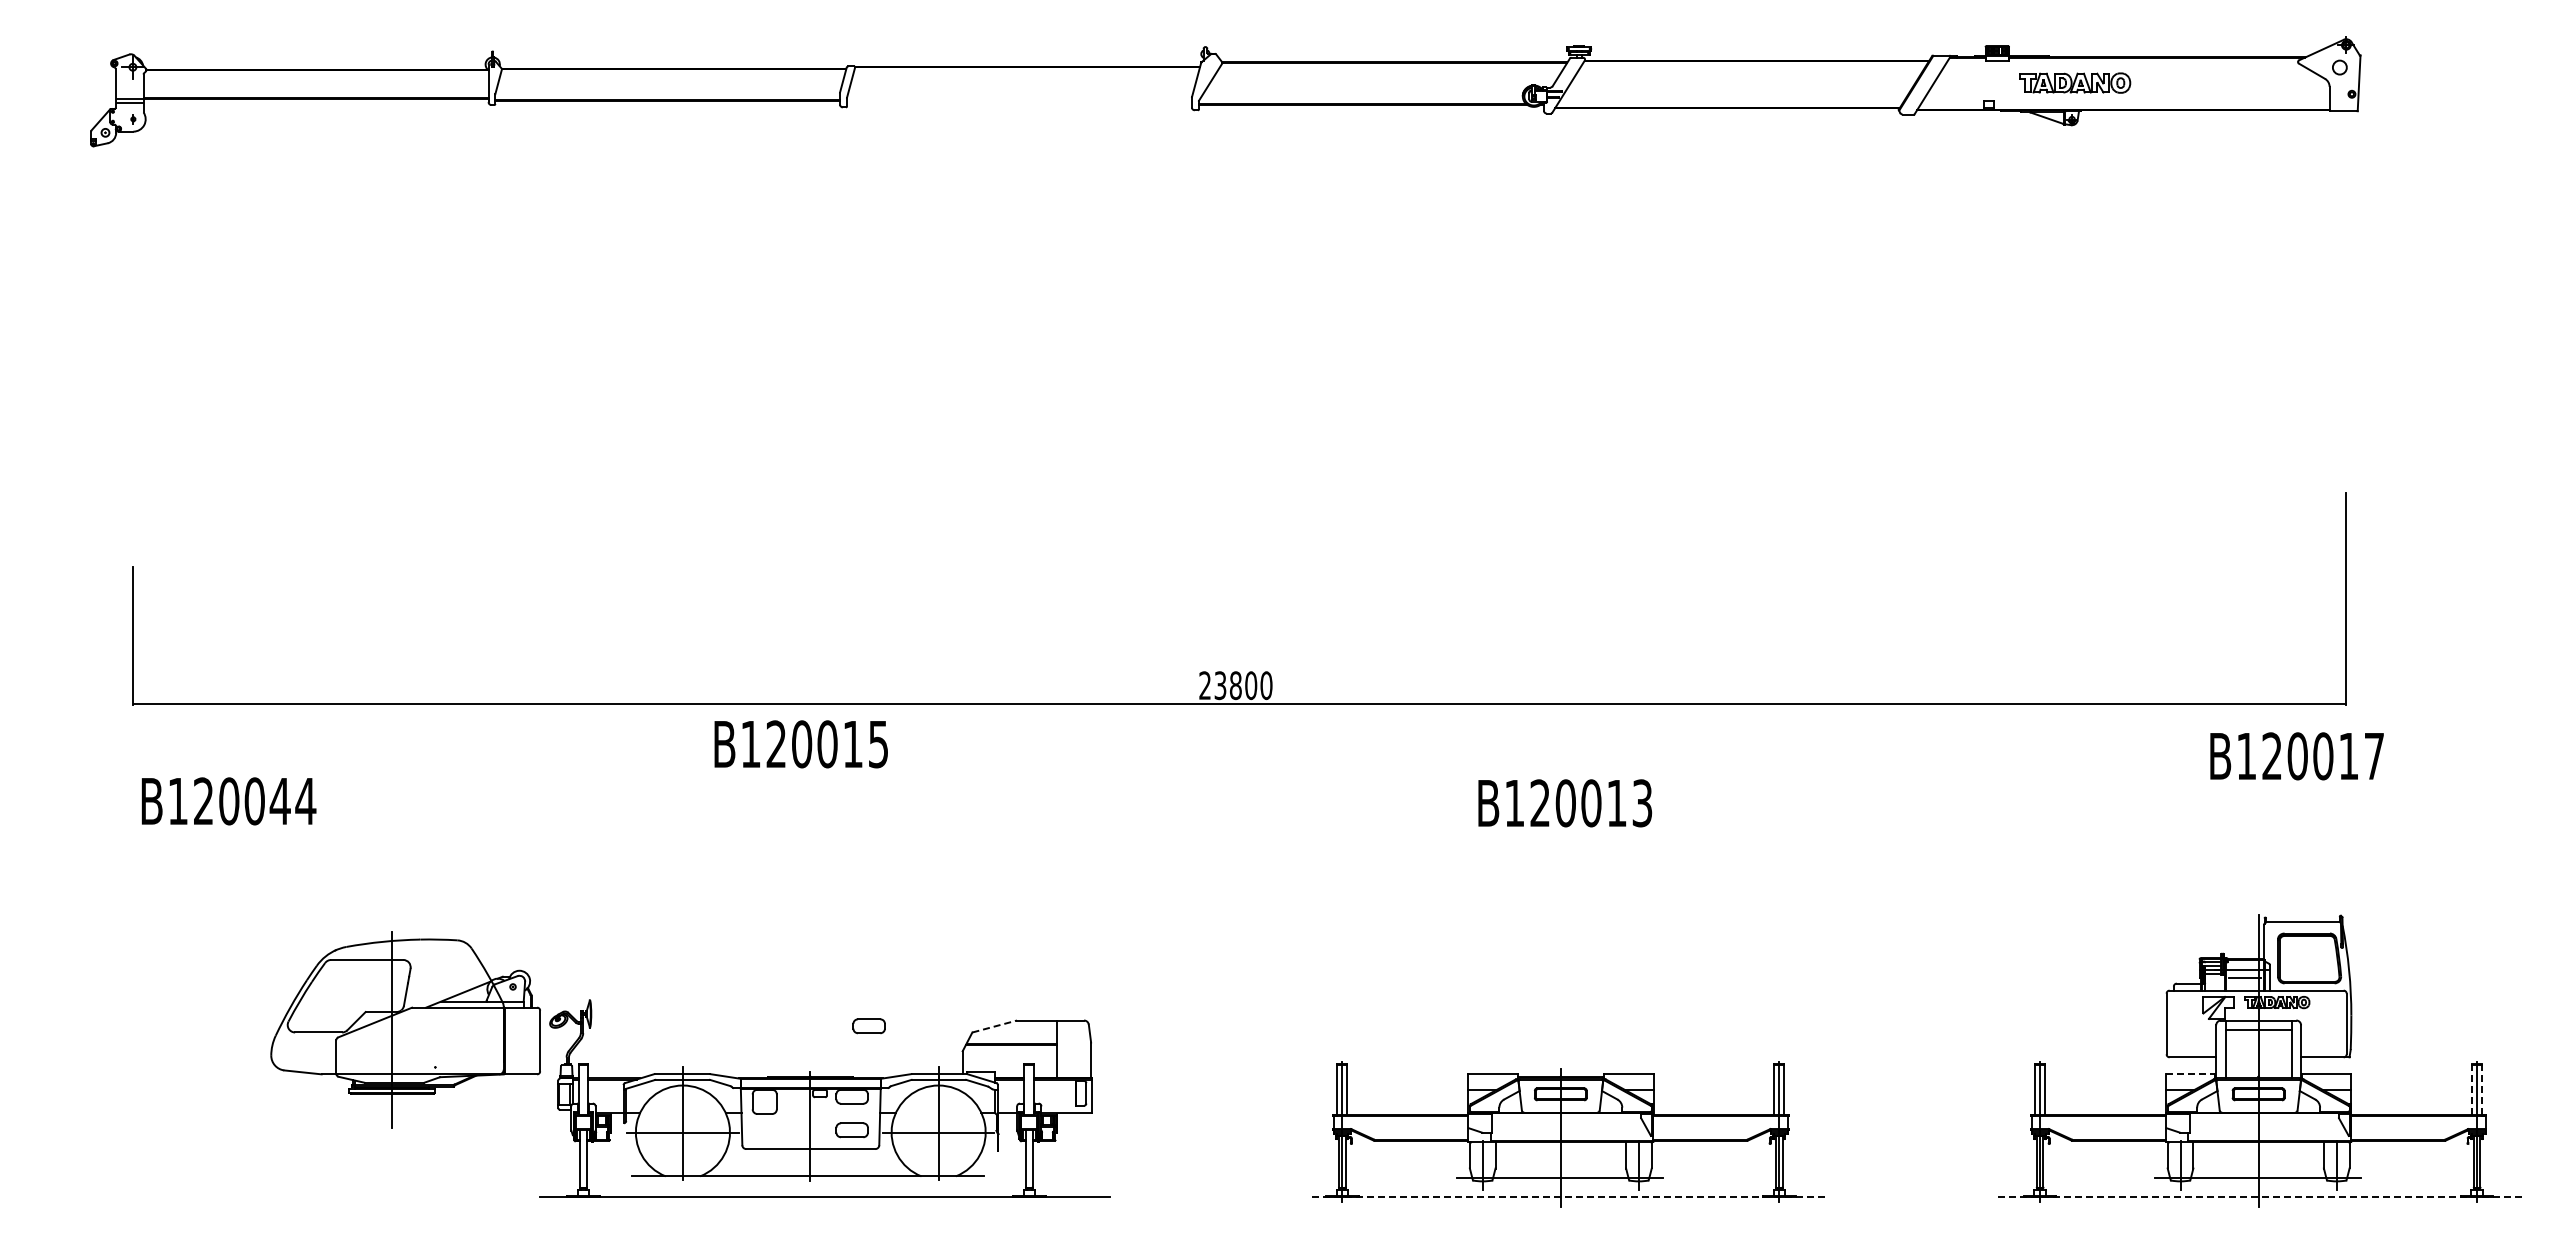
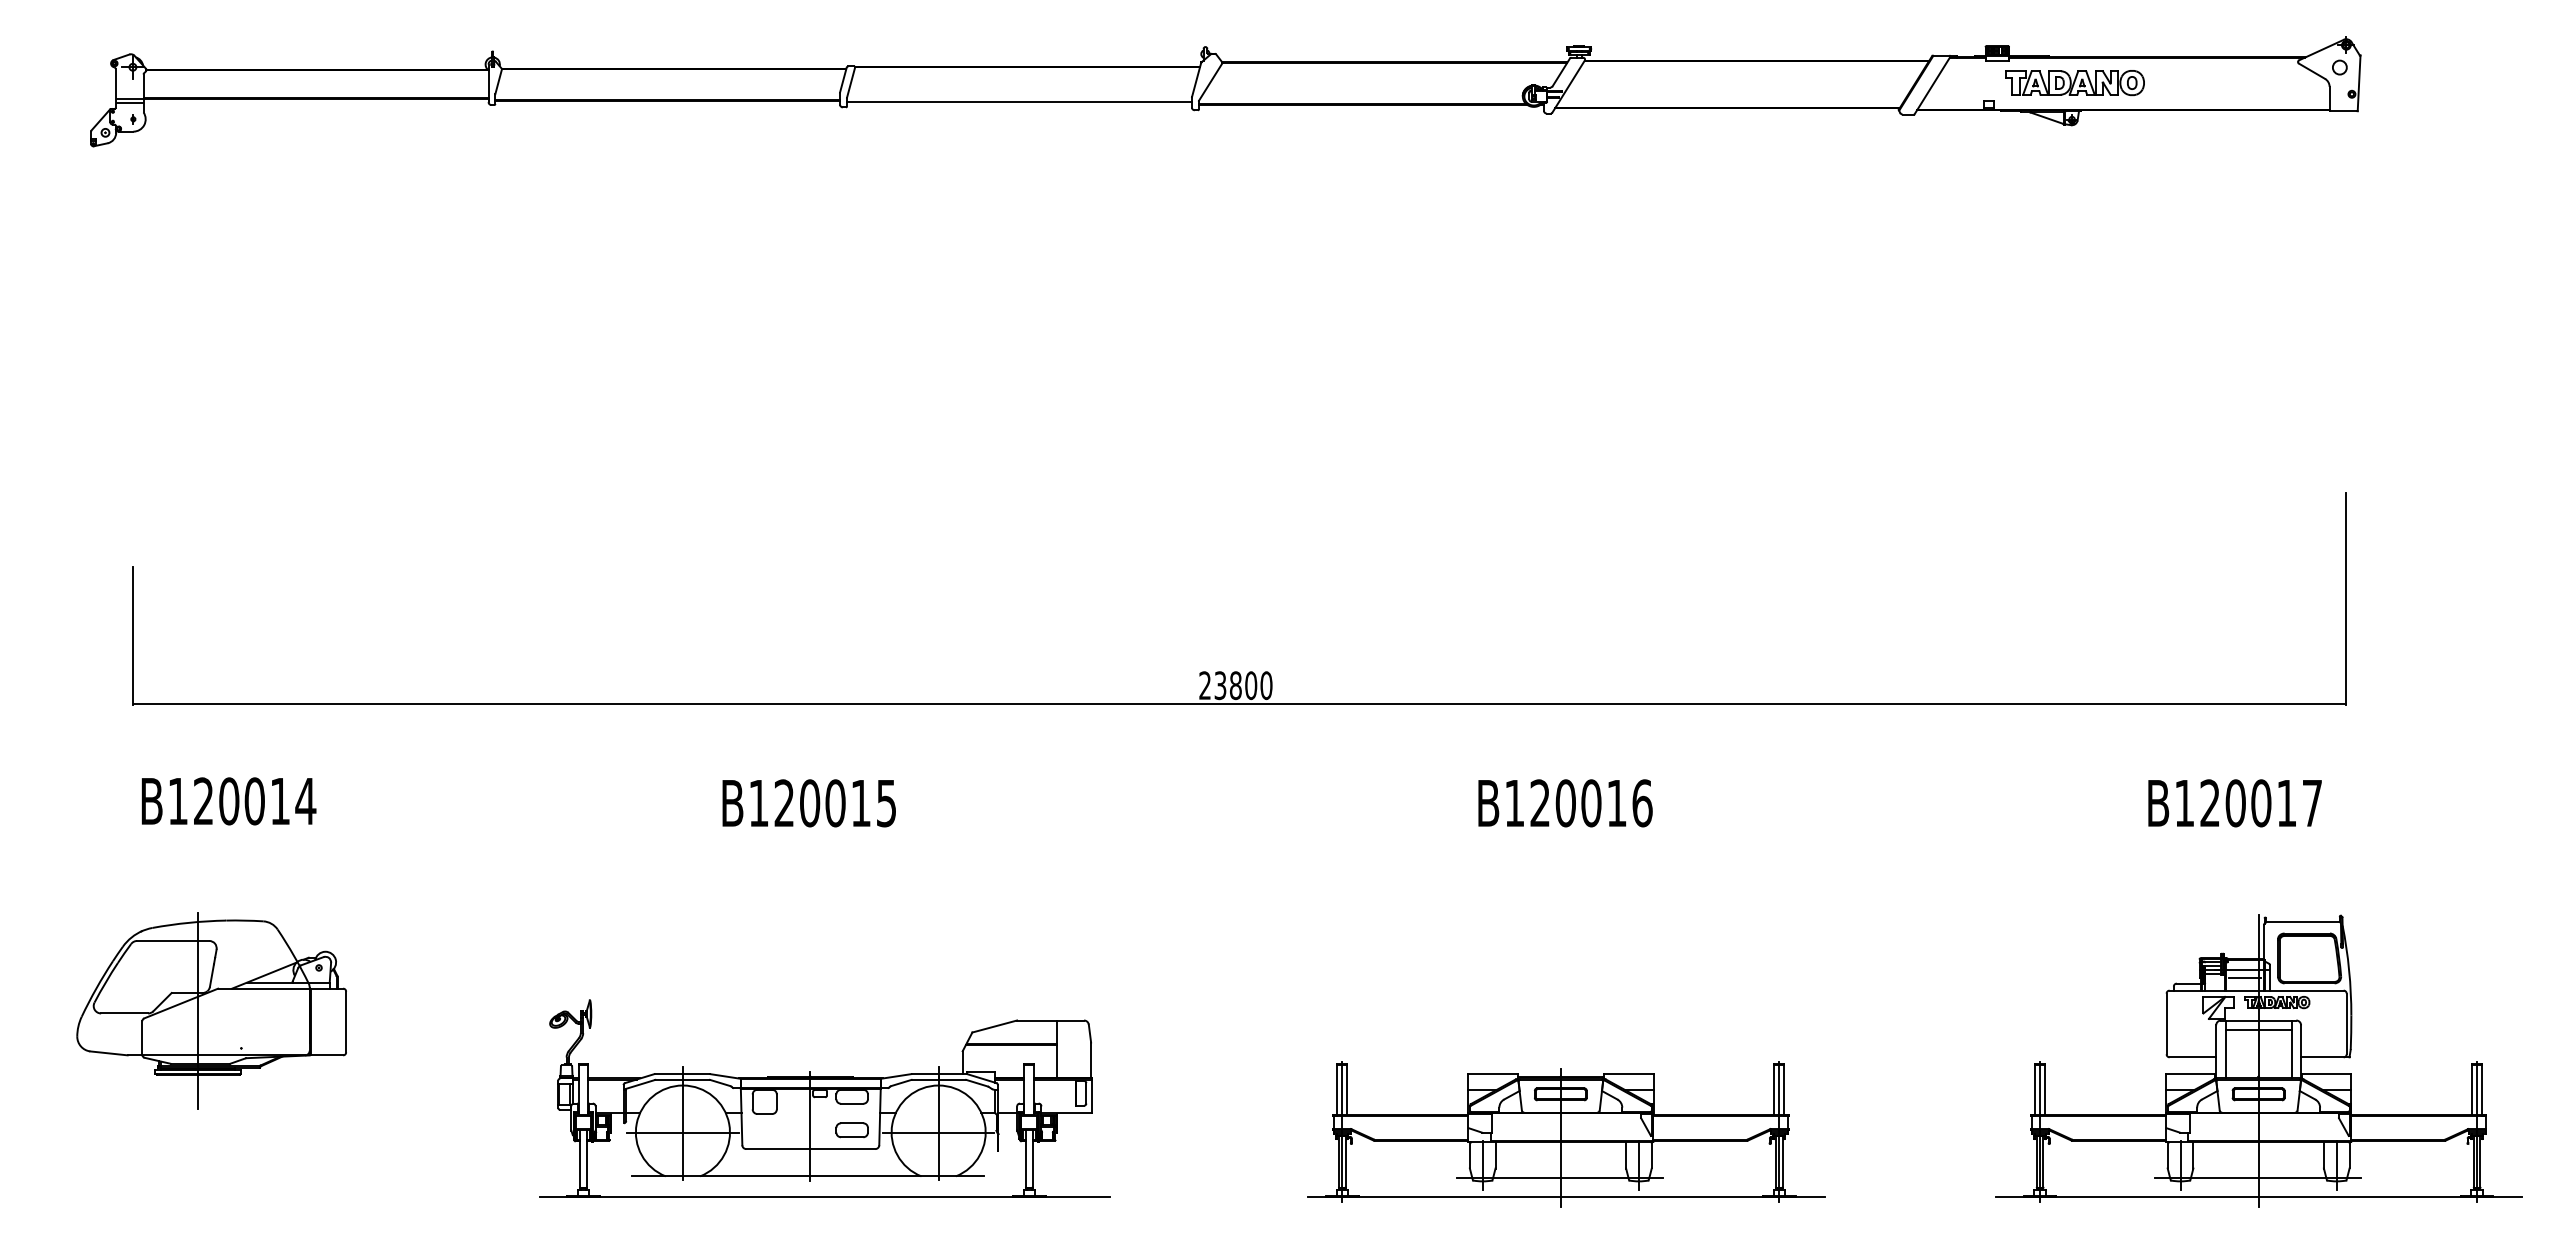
part size: 113x22 px -> 140x27 px (2074, 83)
line: none -> present (1019, 102)
text position: (800, 744) -> (808, 803) (808, 803)
text position: (2296, 756) -> (2234, 803) (2234, 803)
text: B120044 -> B120014 (279, 801)
text: B120013 -> B120016 (1642, 803)
part: present -> none (868, 1026)
line: dashed -> solid (995, 1026)
part position: (405, 1029) -> (211, 1010) (211, 1010)
line: dashed -> solid (2190, 1074)
line: dashed -> solid (2472, 1089)
line: dashed -> solid (2482, 1089)
line: dashed -> solid (1565, 1196)
line: dashed -> solid (2258, 1196)
